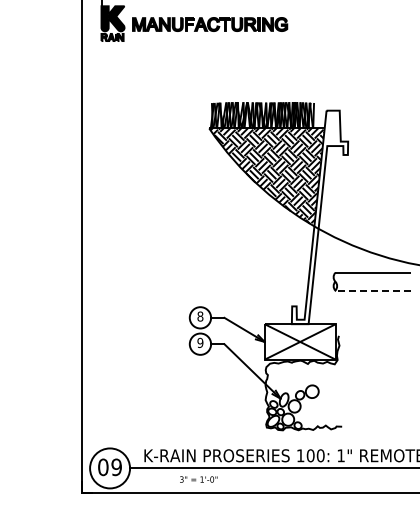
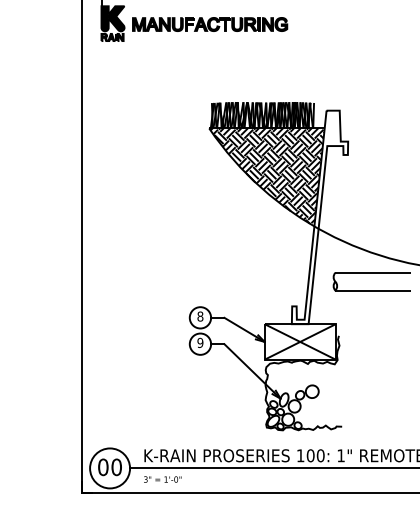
line: dashed -> solid (373, 290)
text: 09 -> 00 (116, 467)
text position: (198, 479) -> (162, 479) (162, 479)
